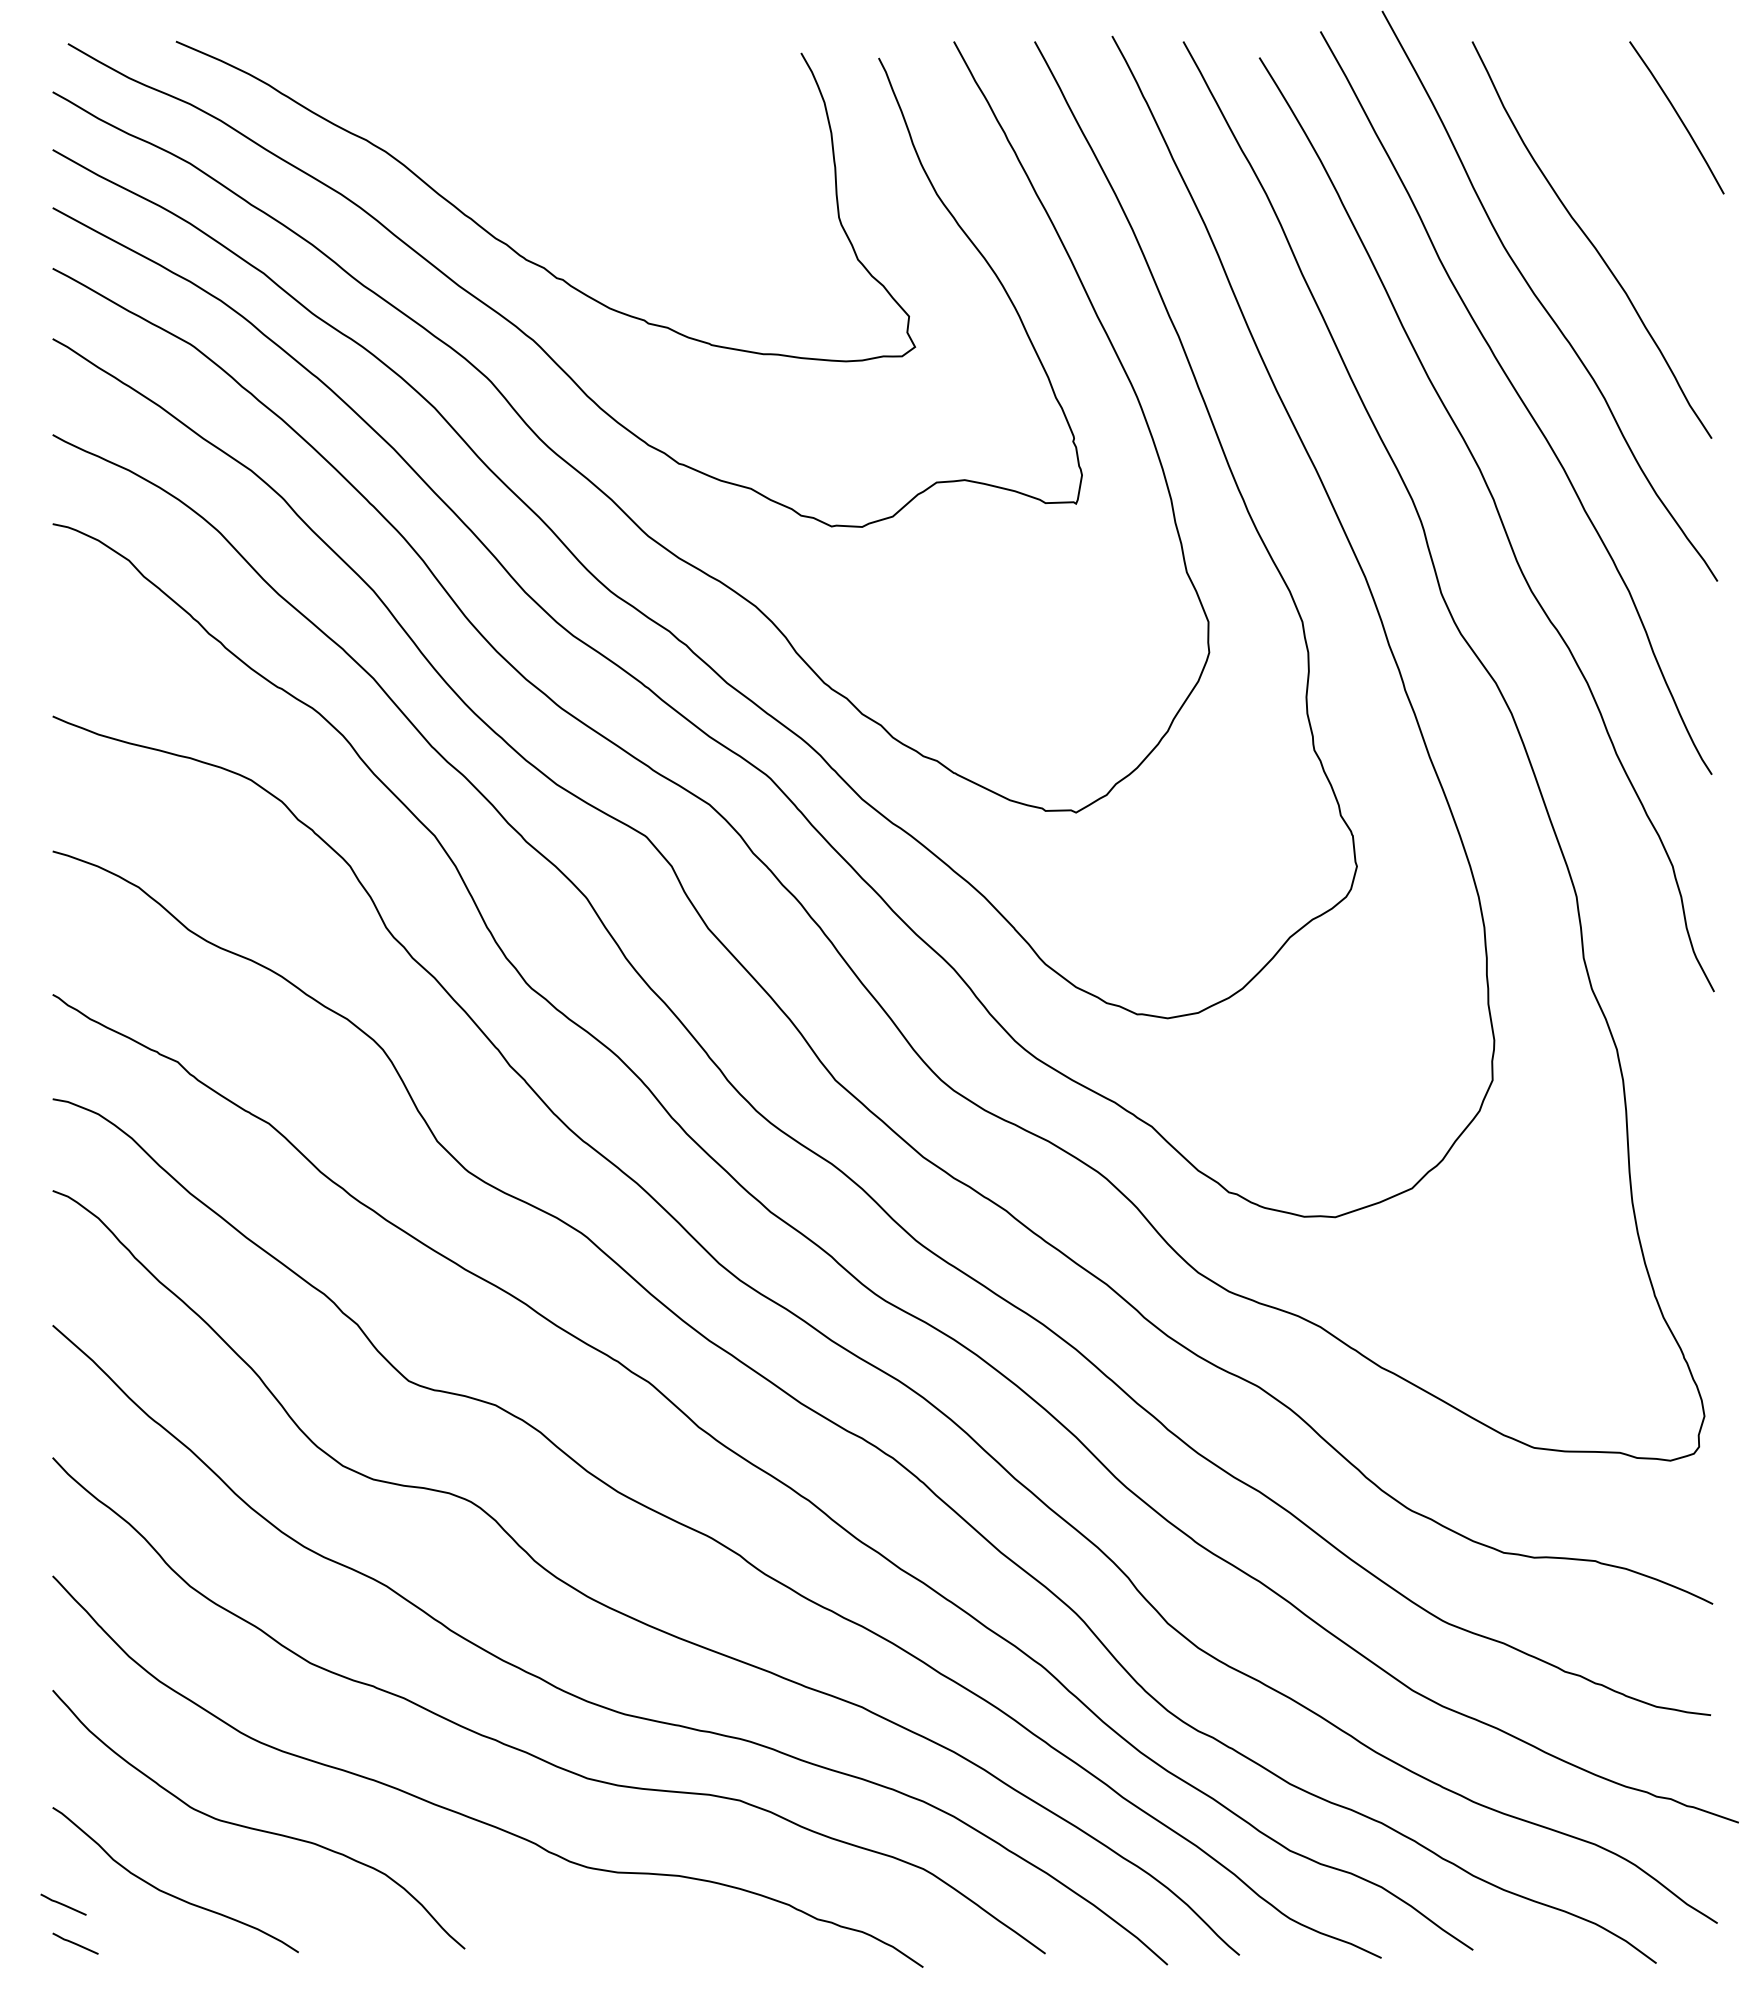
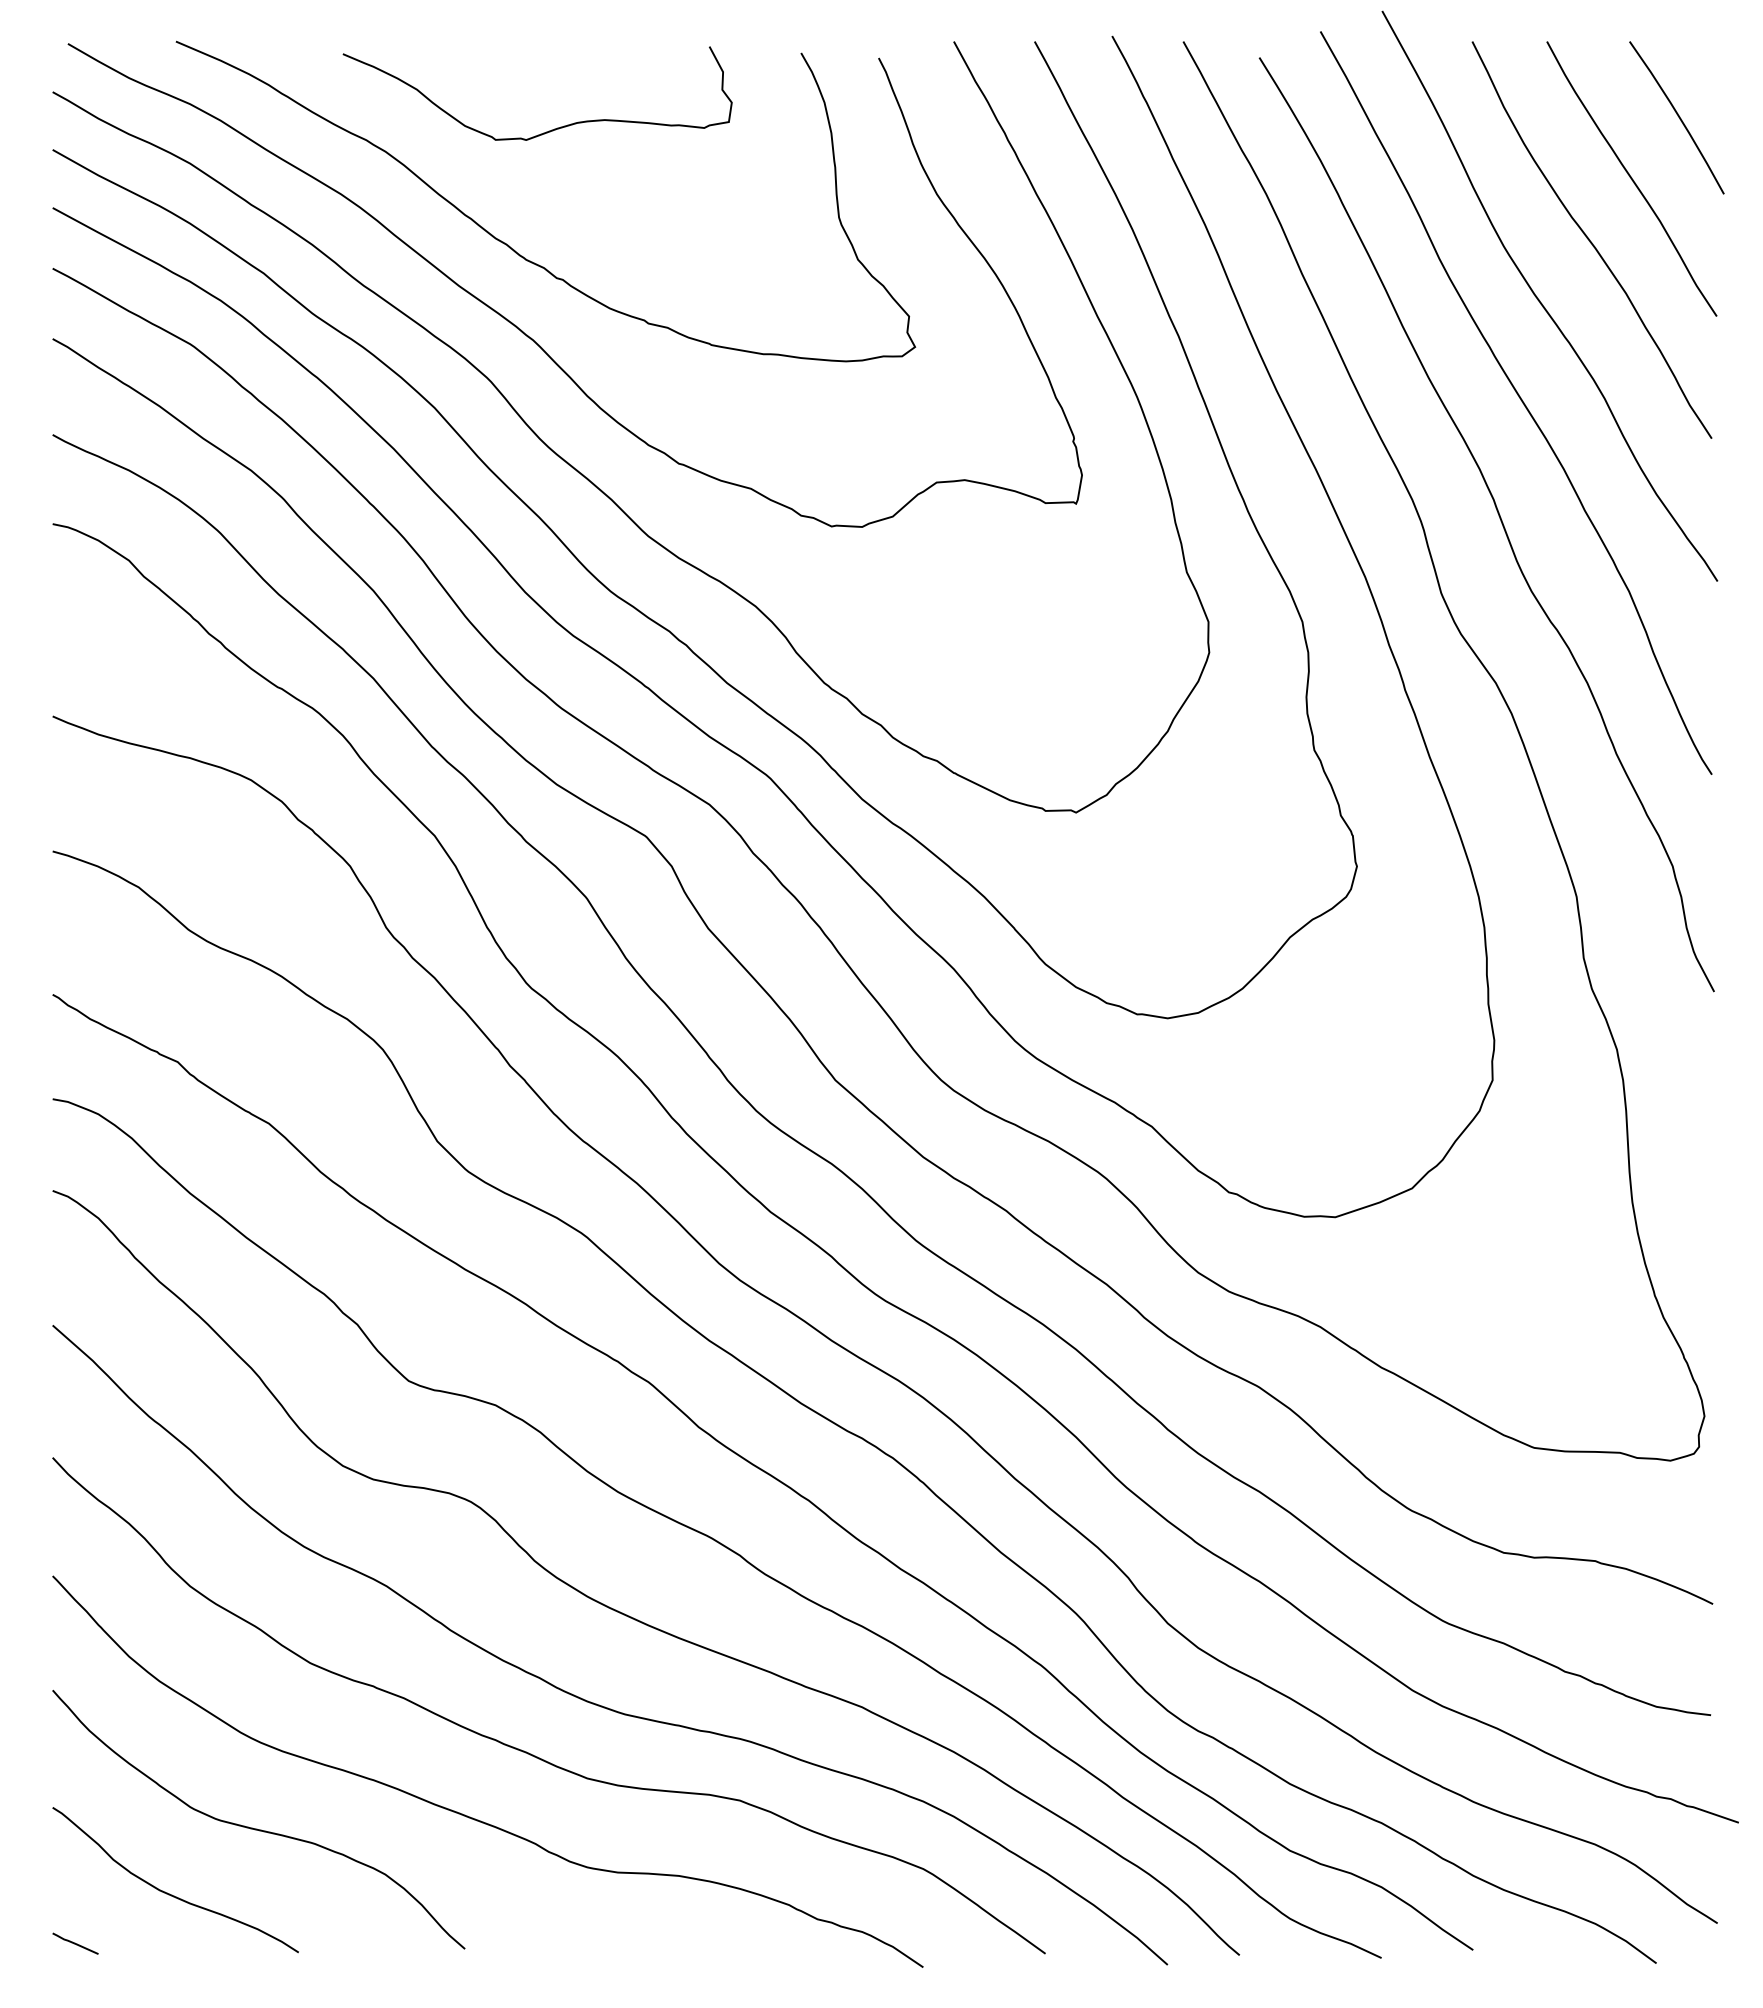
curve: none -> present (551, 129)
curve: none -> present (1631, 178)
line: present -> none (63, 1904)
